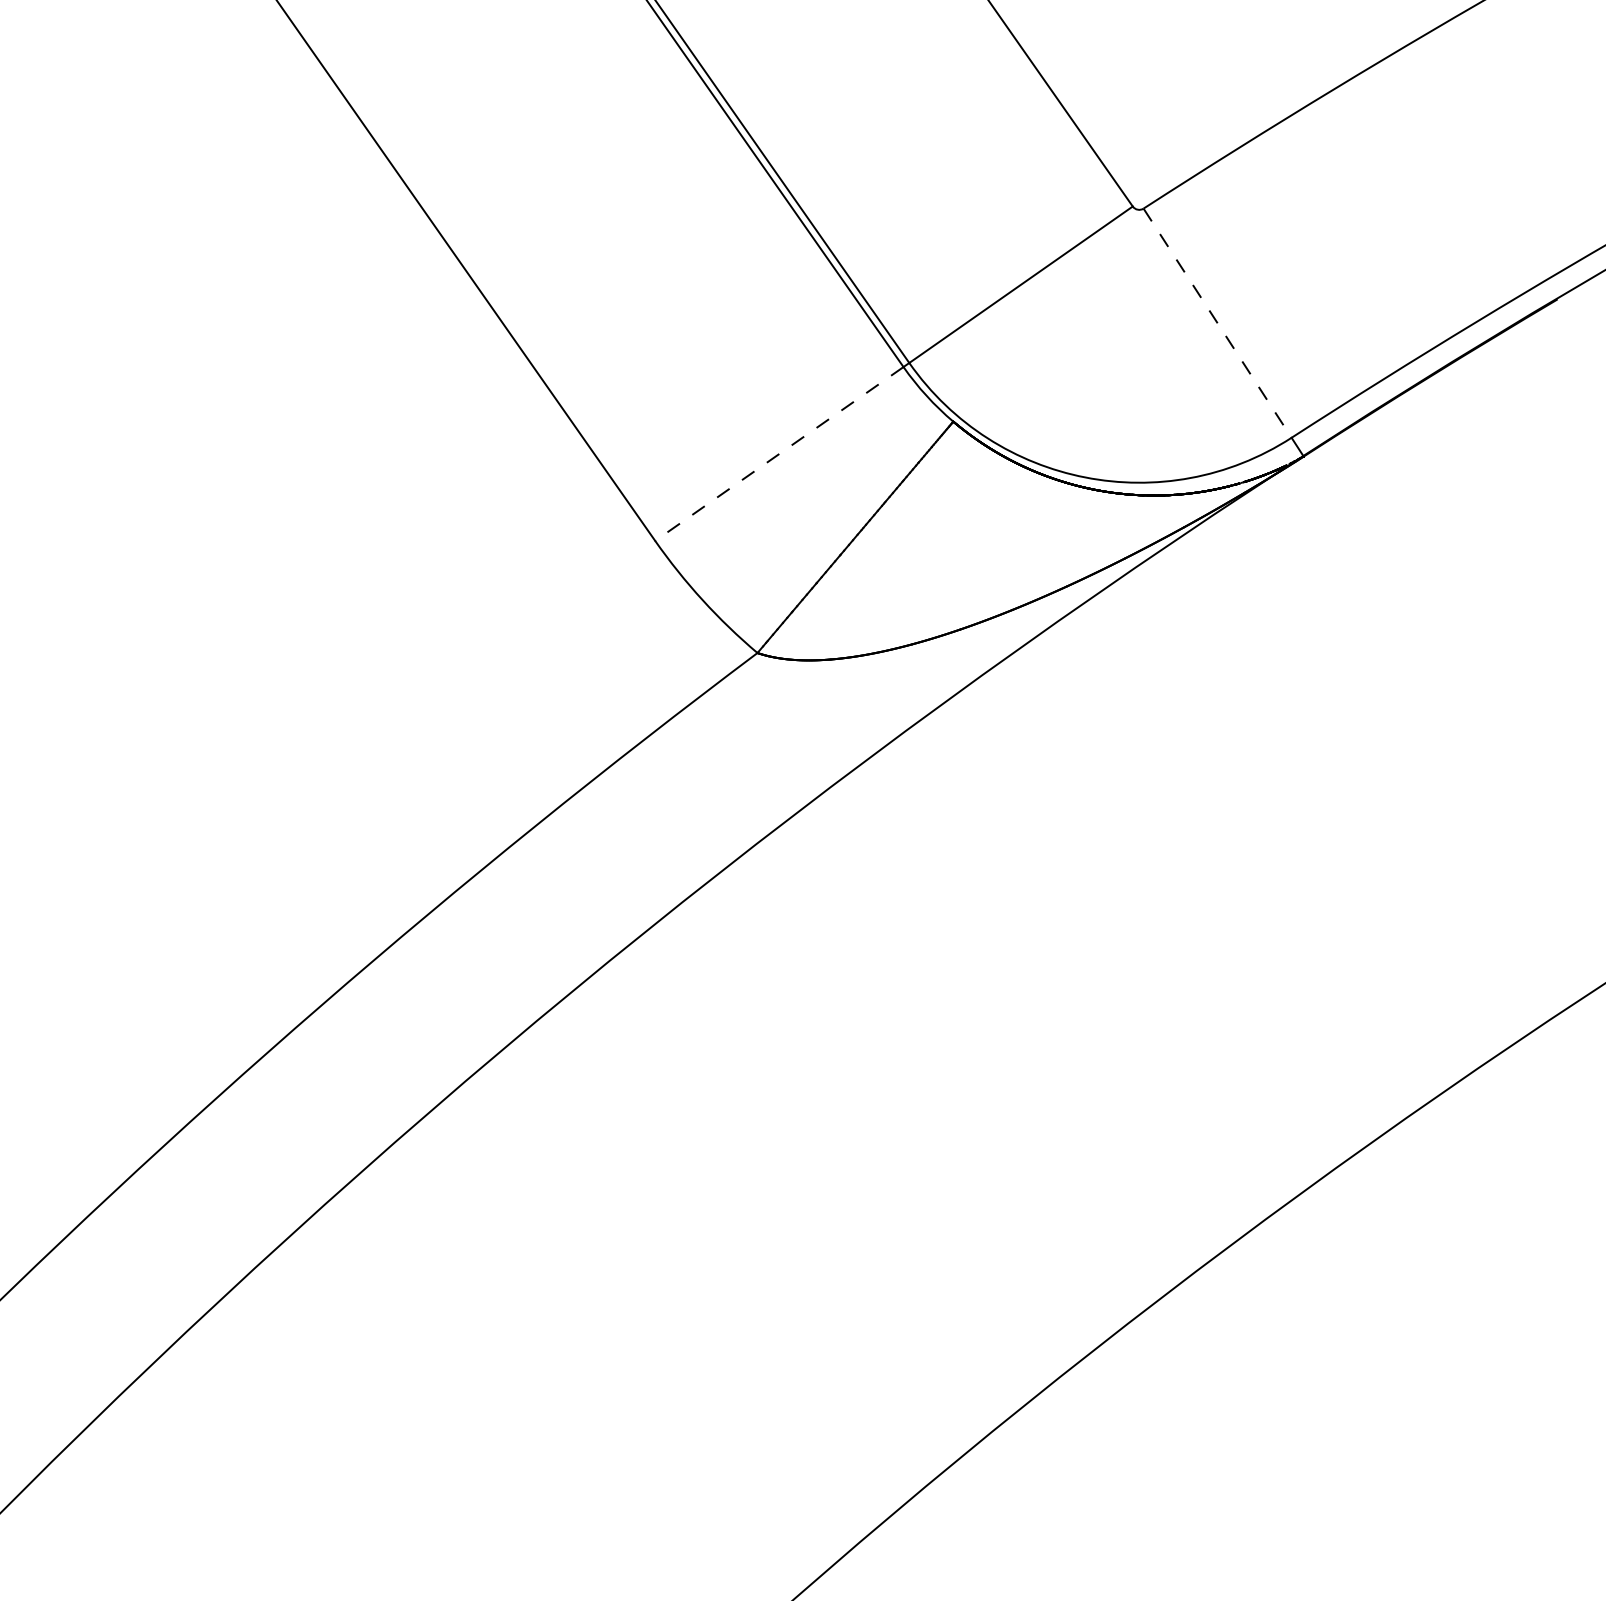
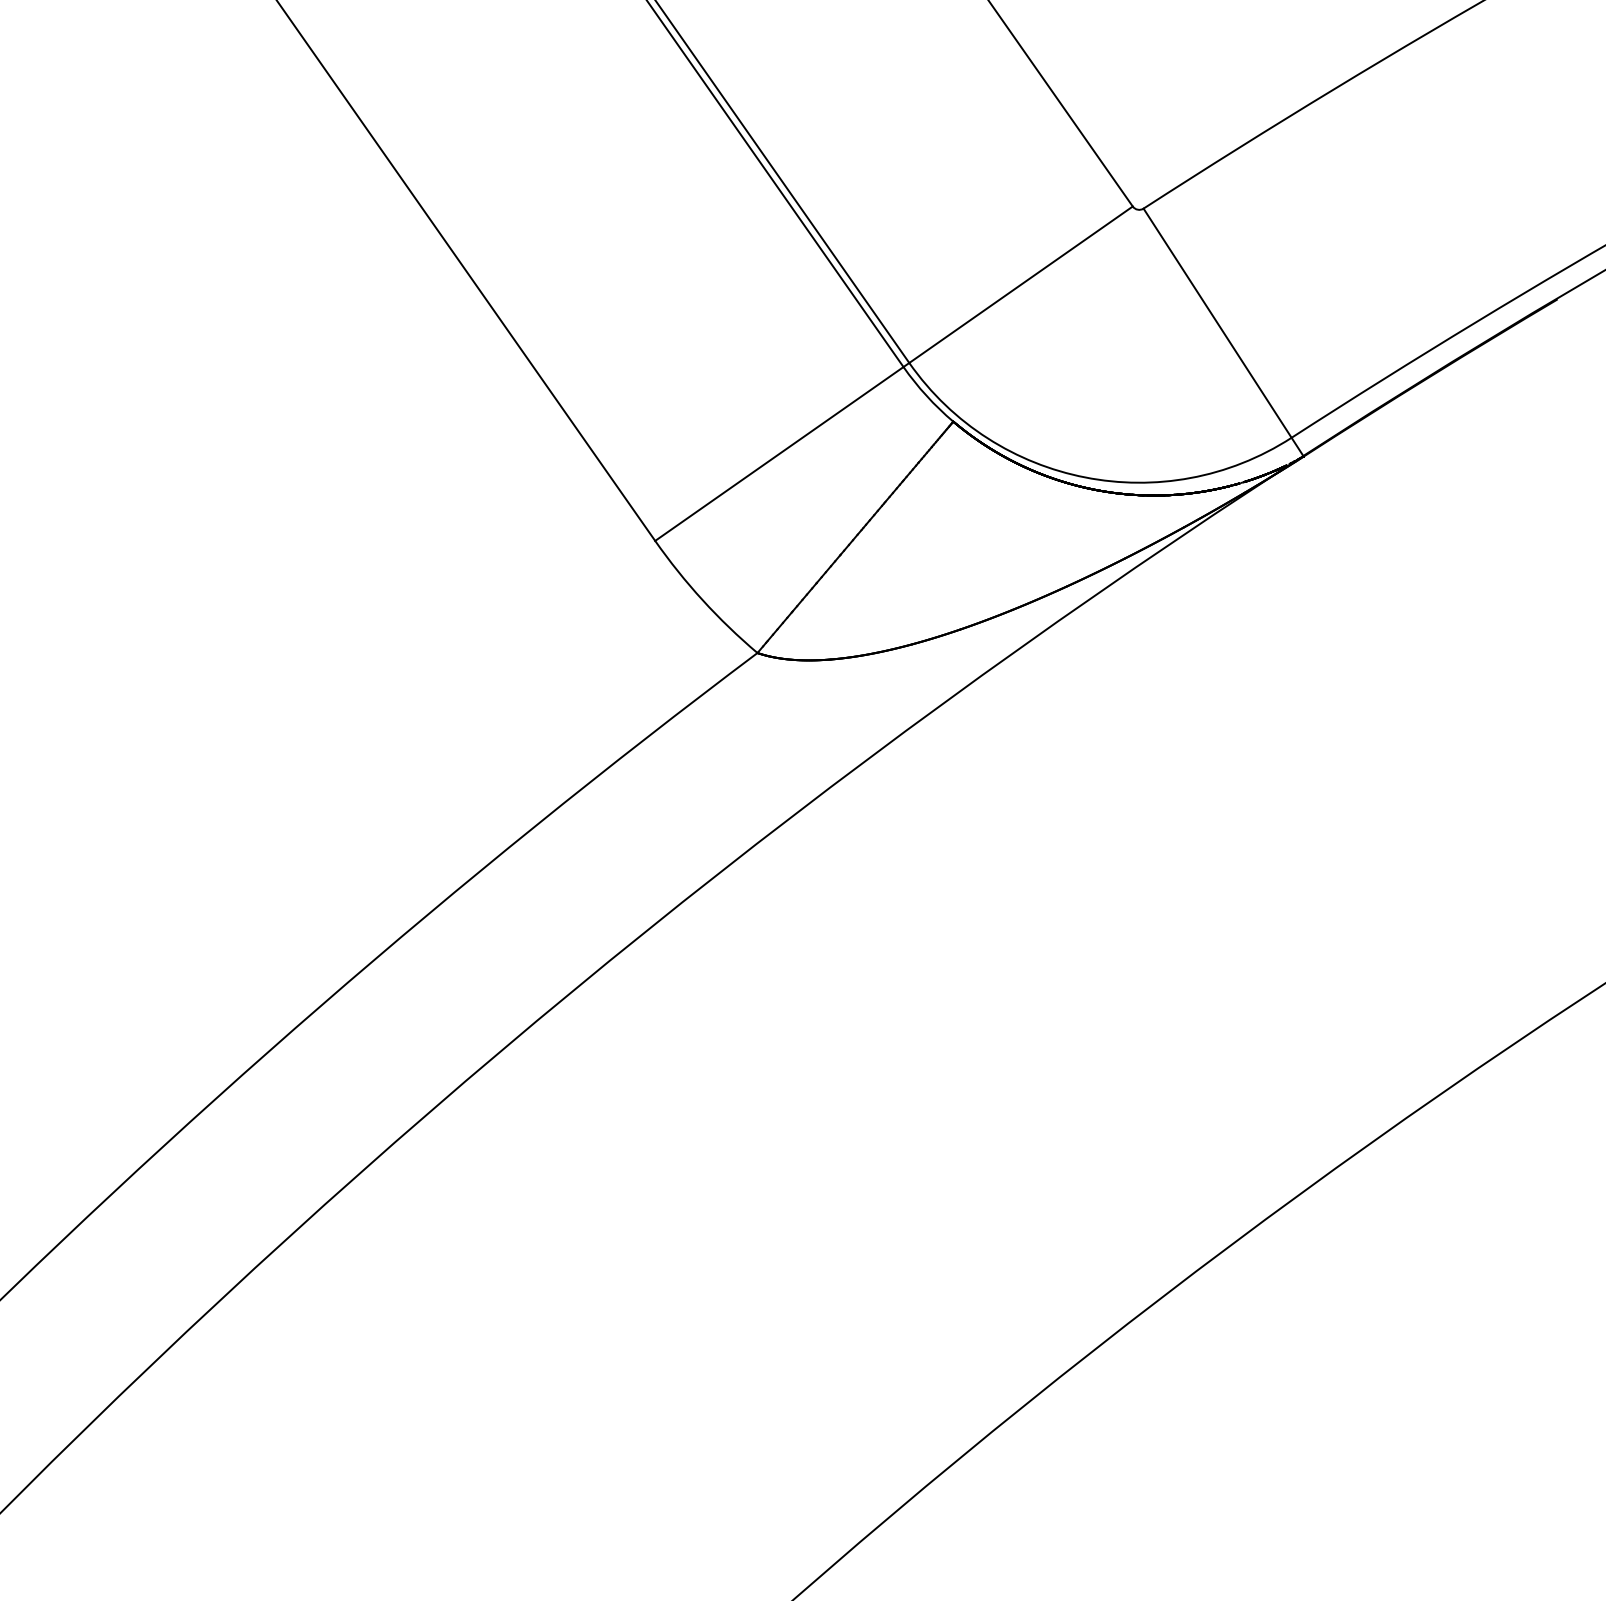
line: dashed -> solid (1217, 323)
line: dashed -> solid (779, 453)
